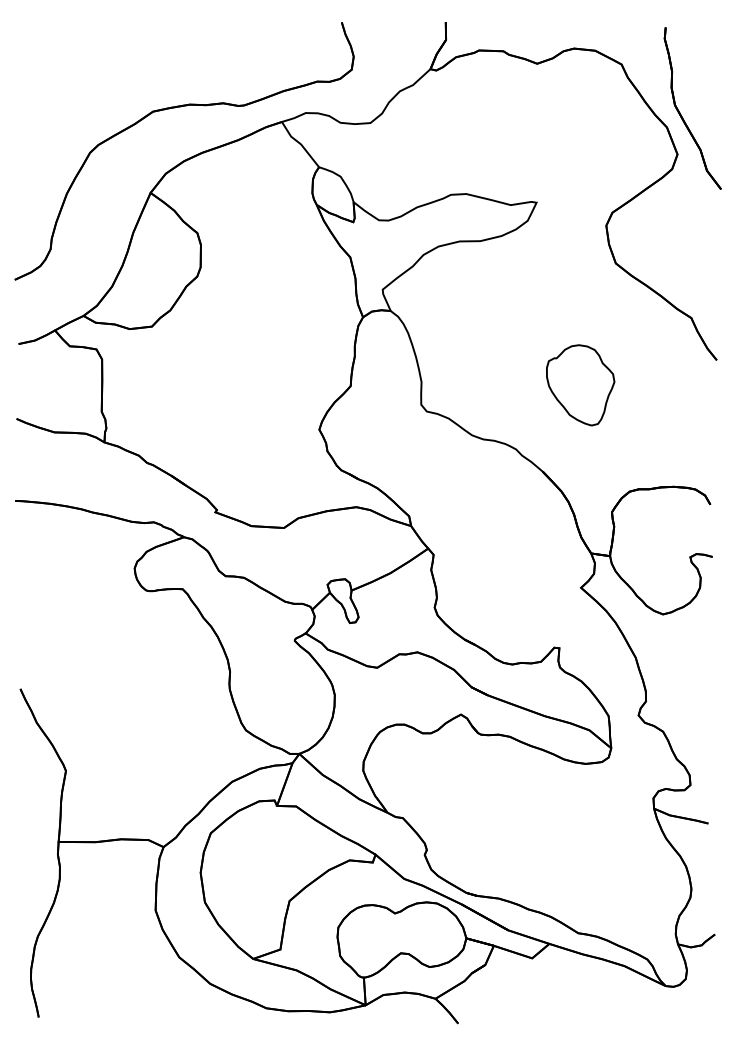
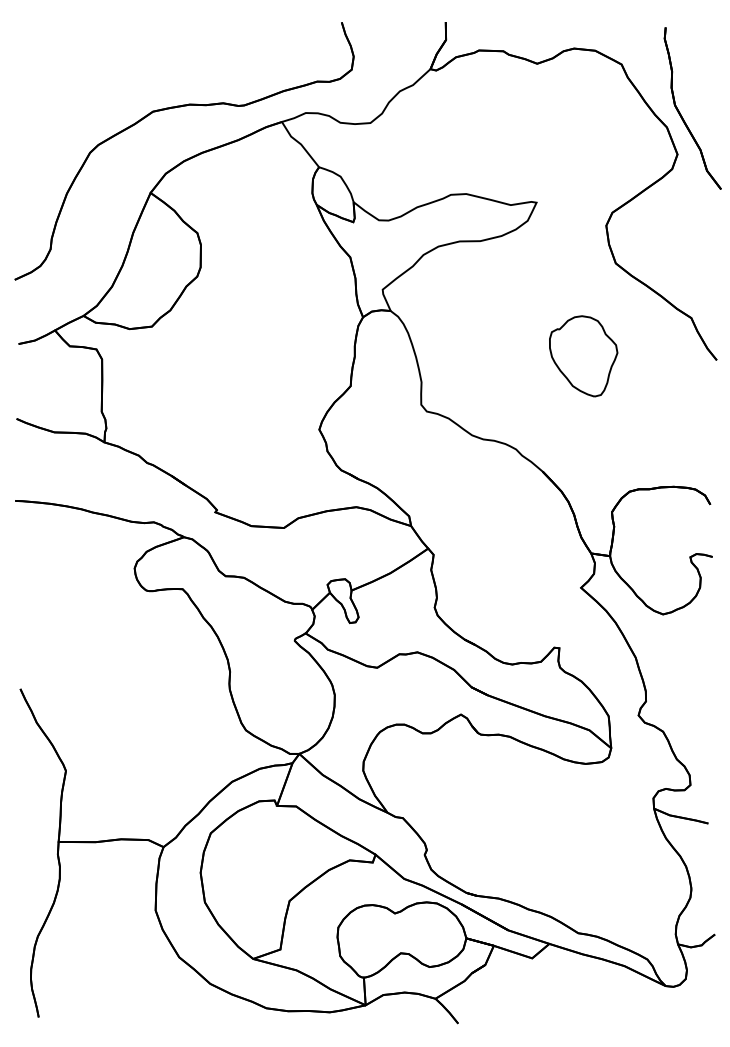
part position: (580, 385) -> (583, 356) (583, 356)
